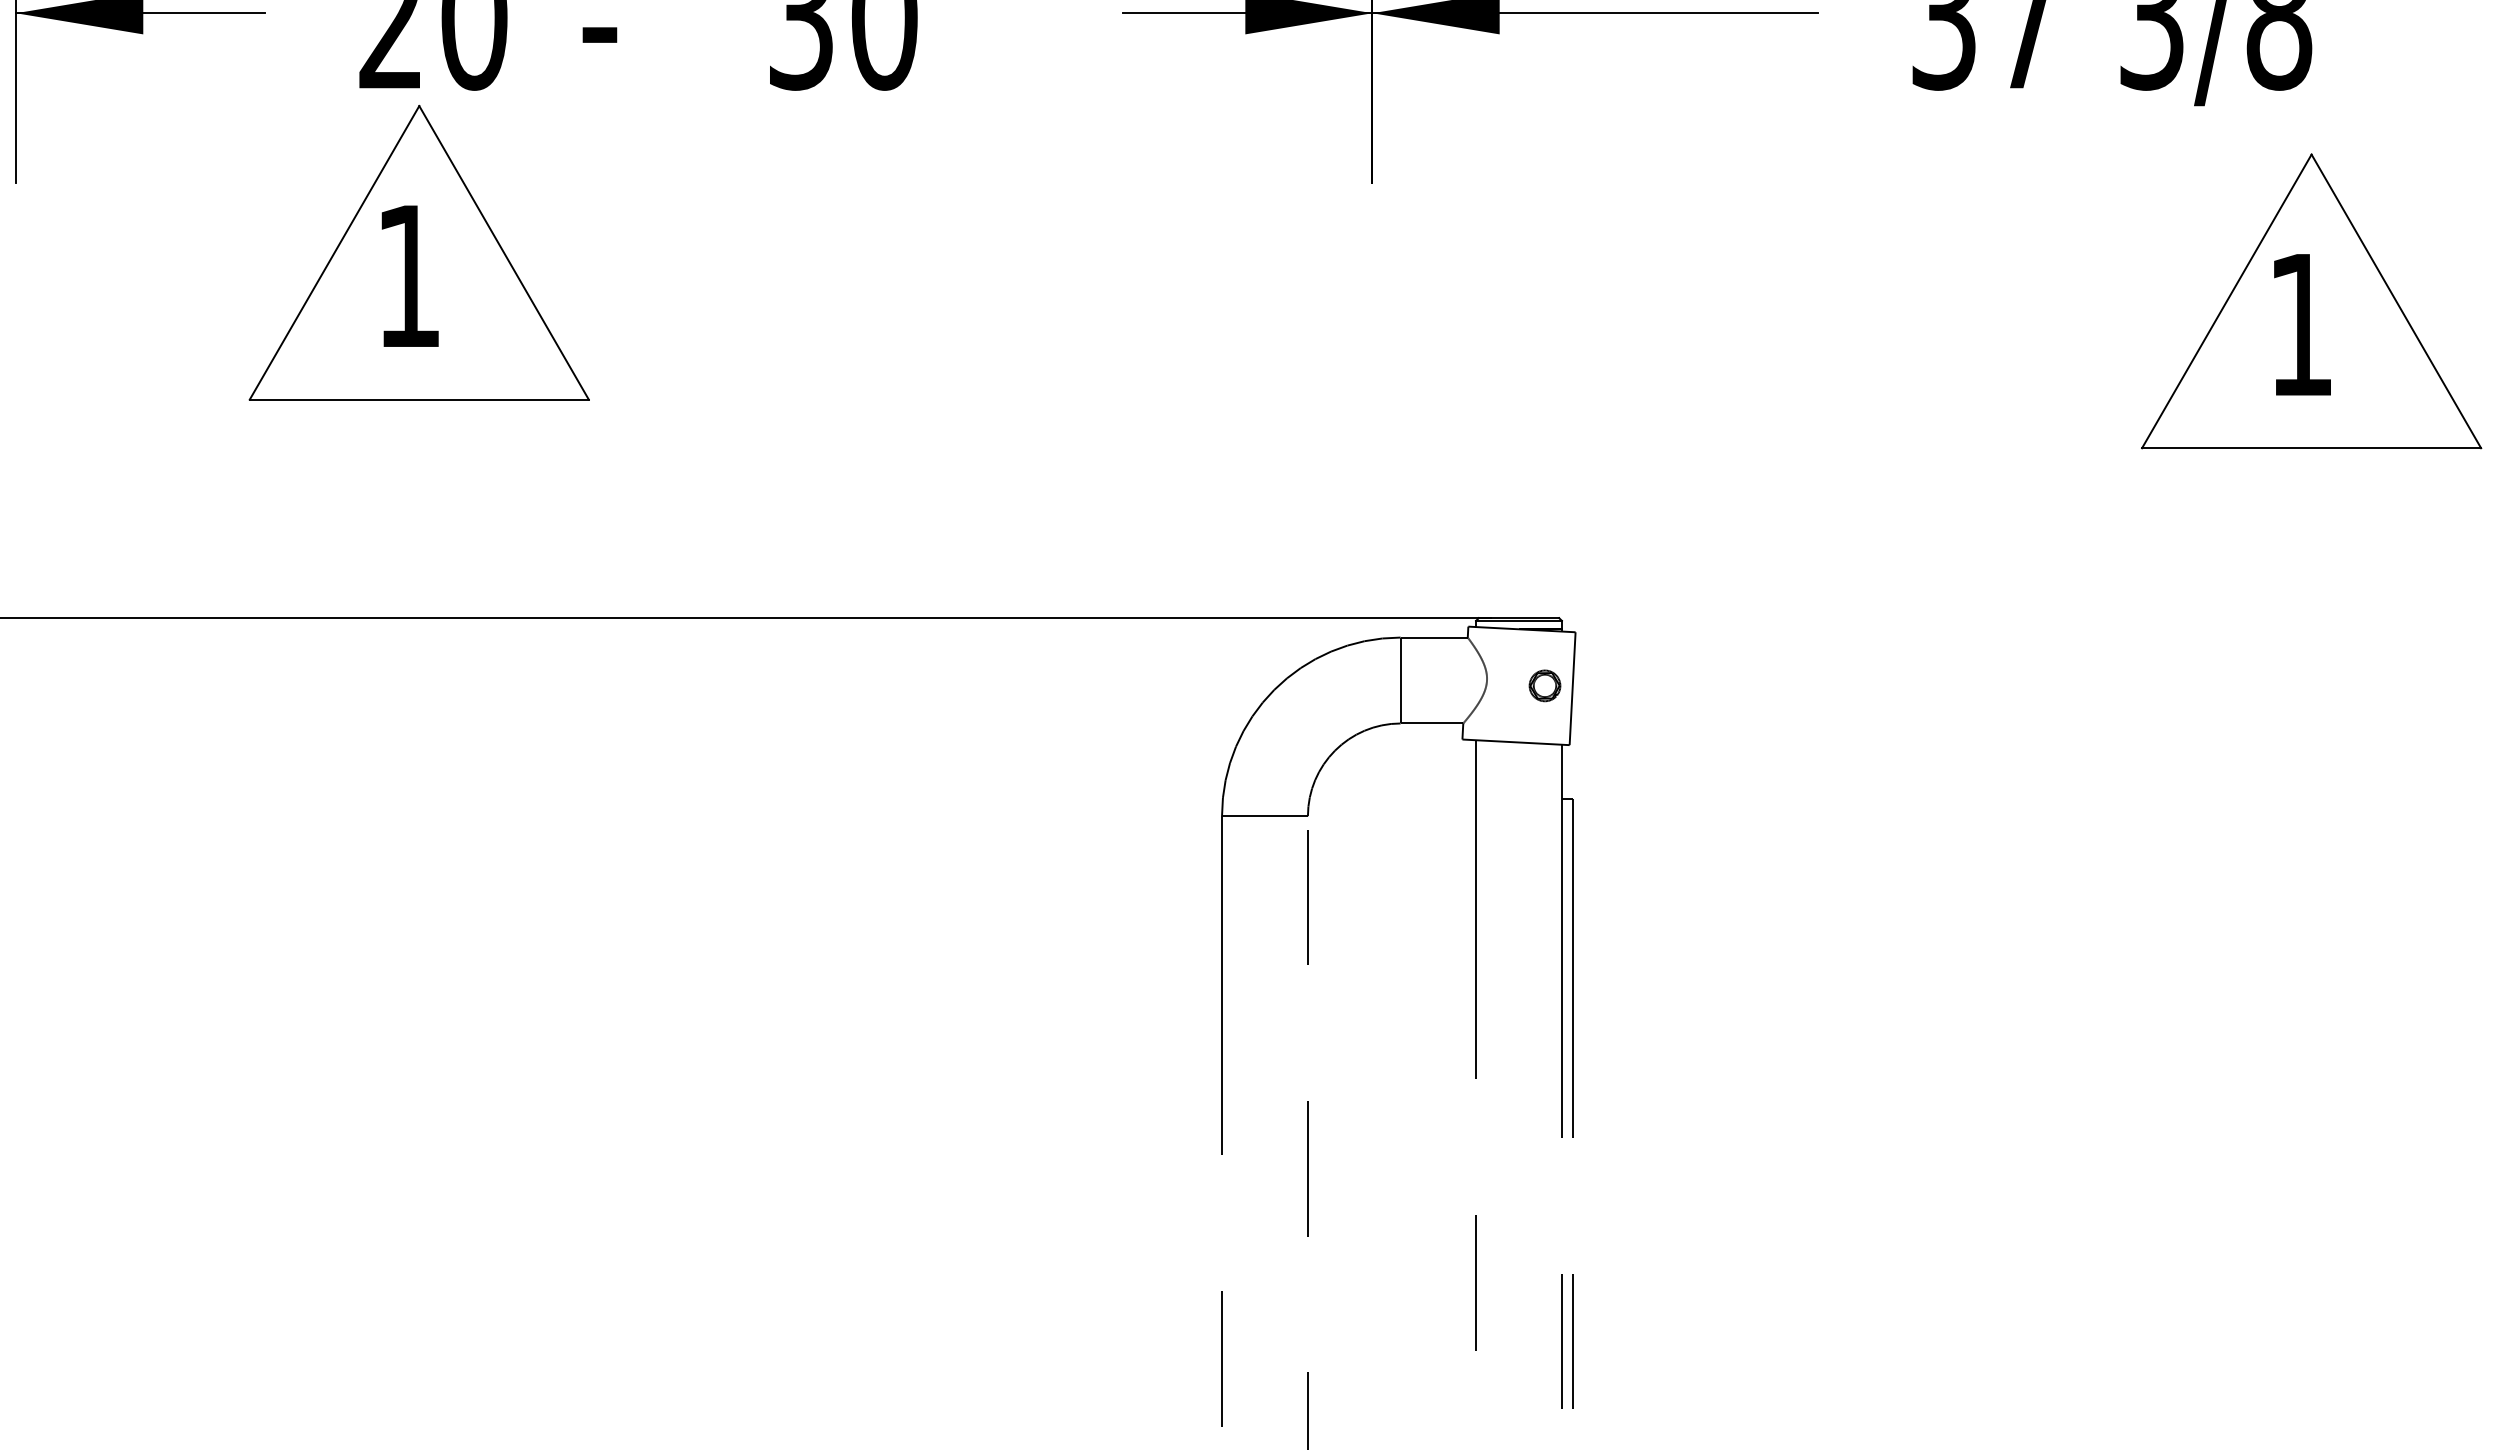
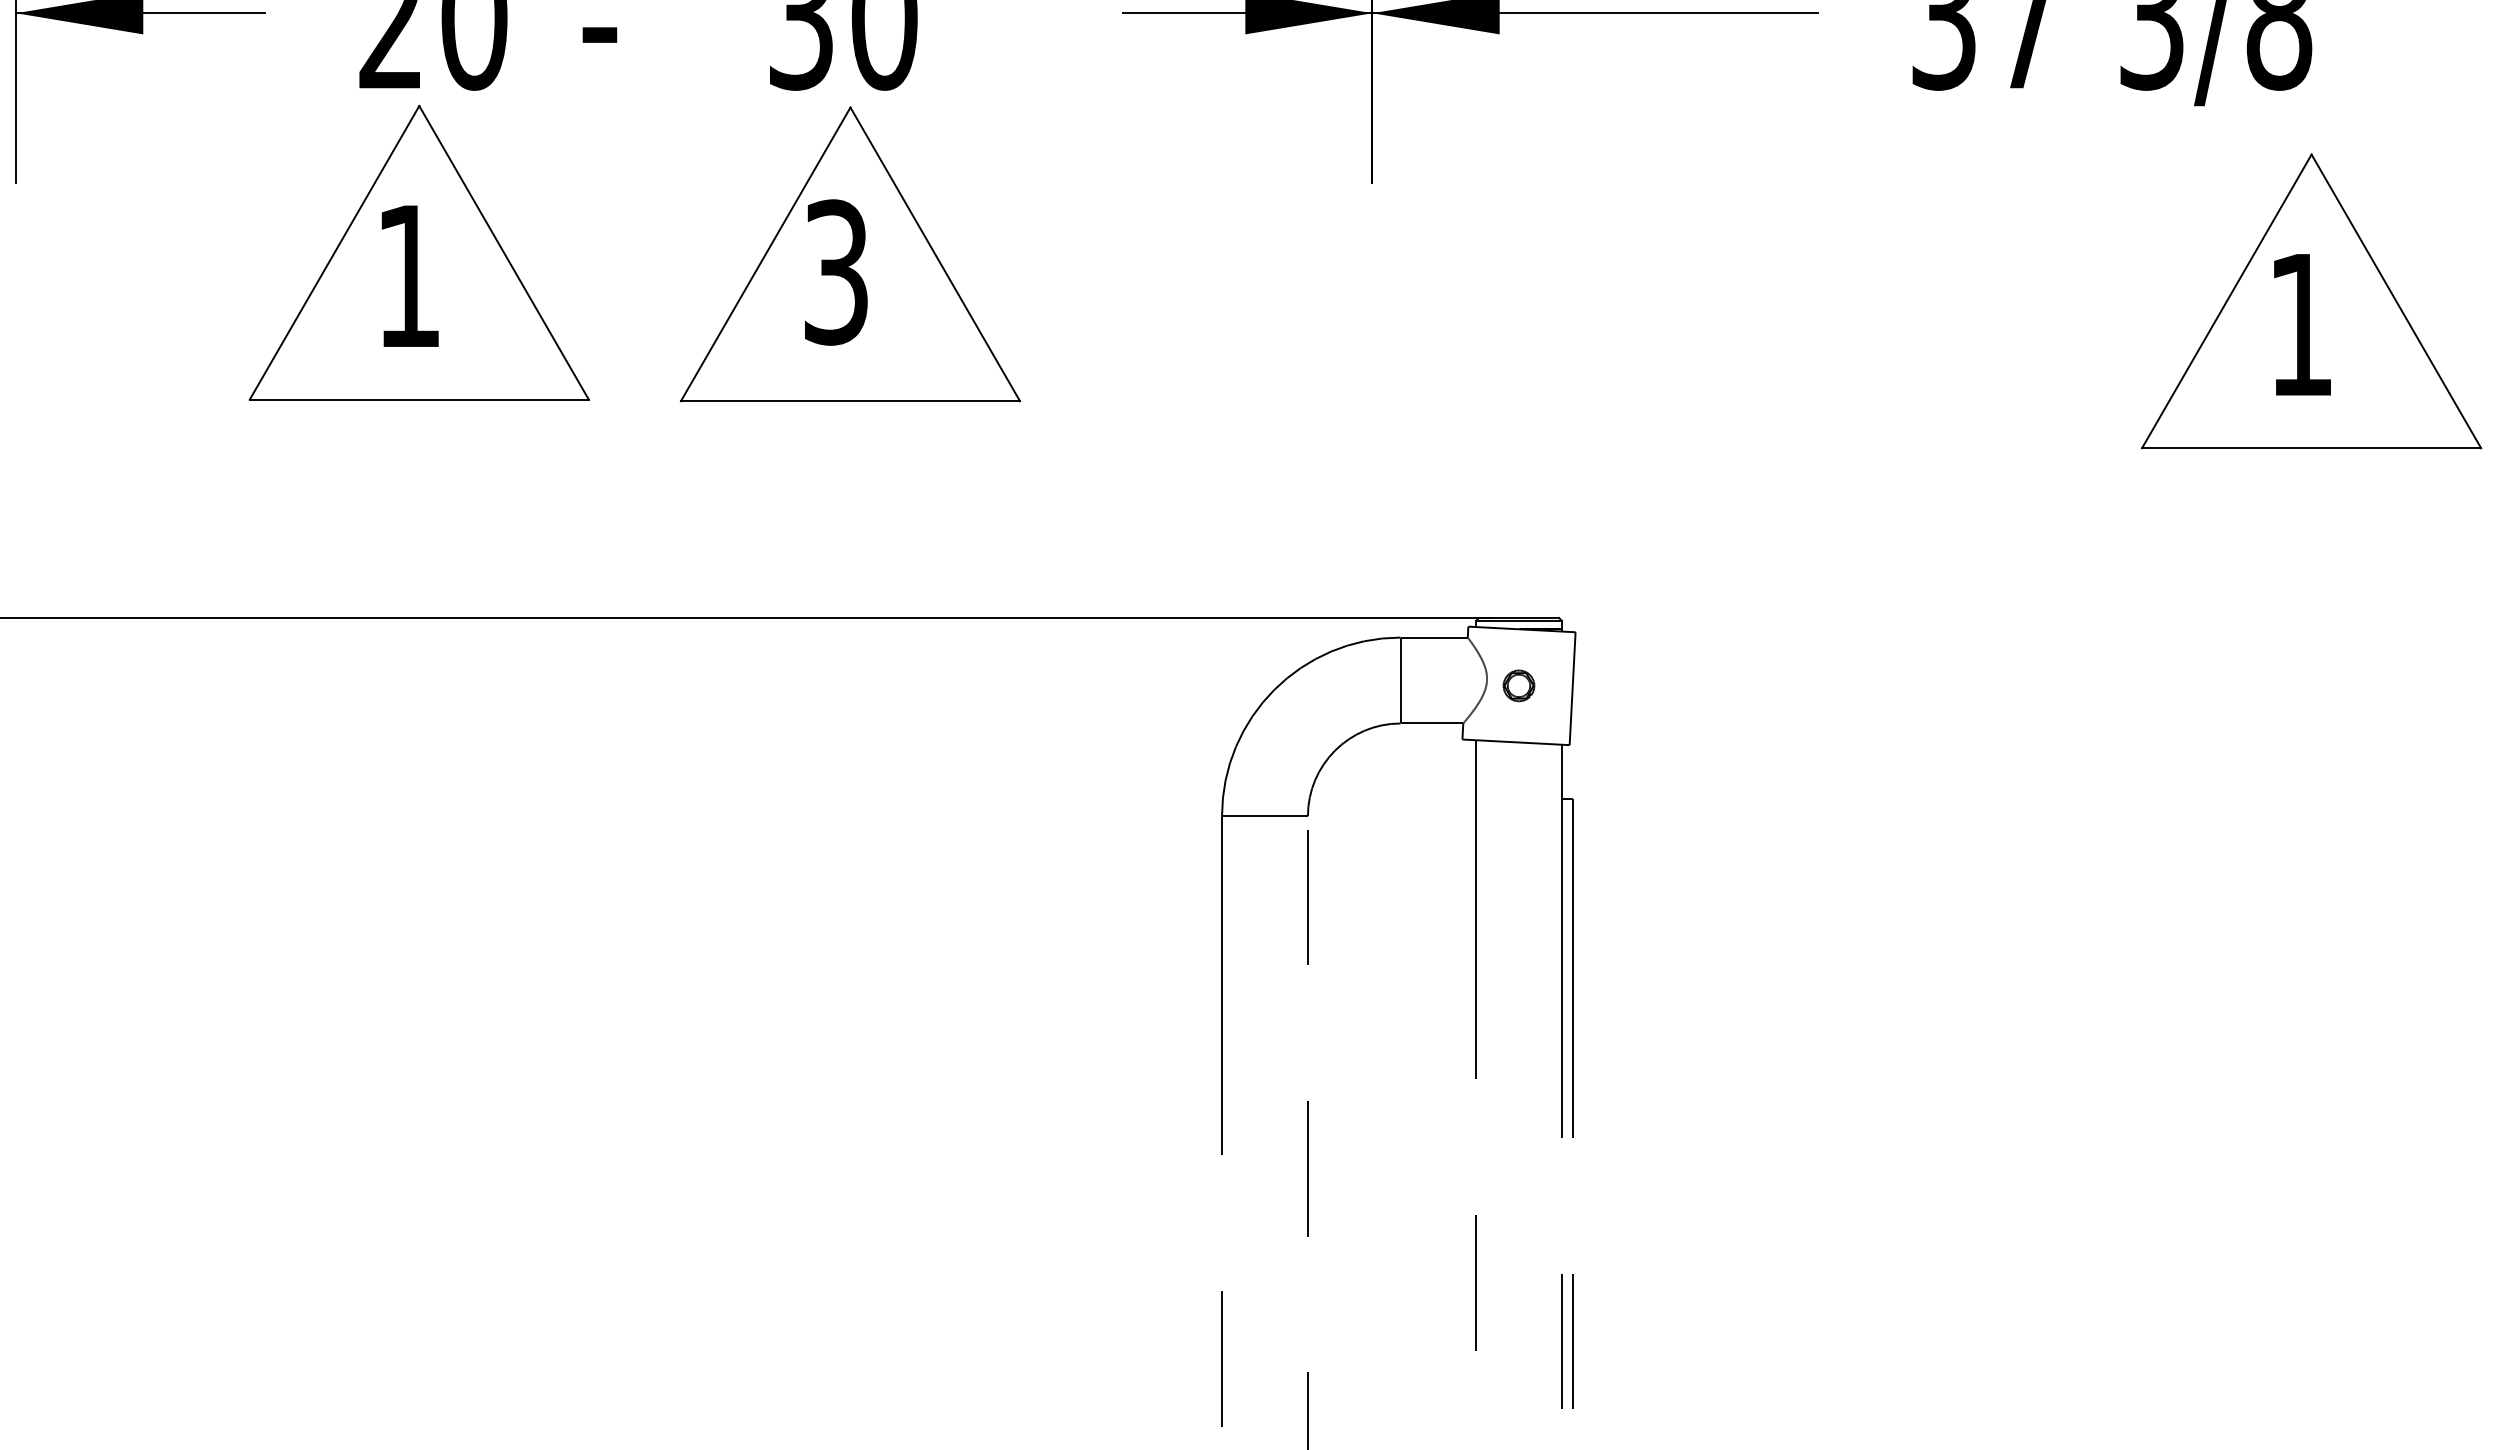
part: none -> present (850, 254)
part position: (1544, 685) -> (1518, 685) (1518, 685)
